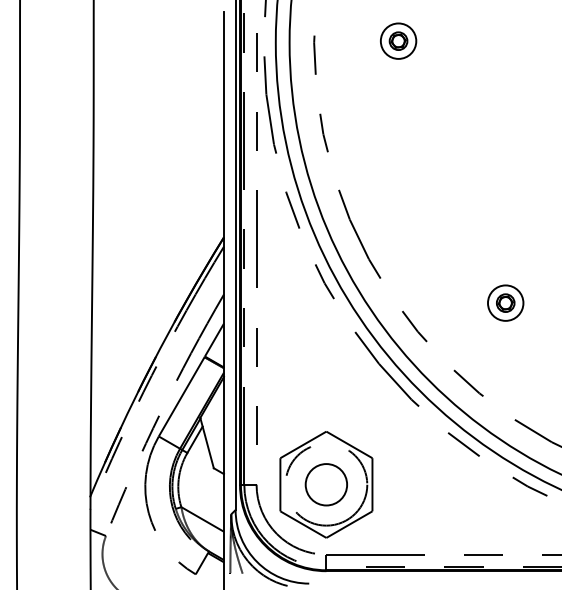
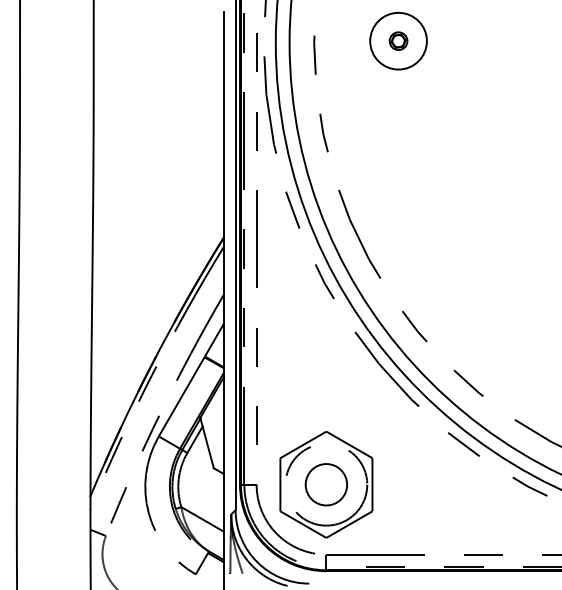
circle diameter: 35 px -> 57 px (398, 40)
part: present -> none (505, 302)
